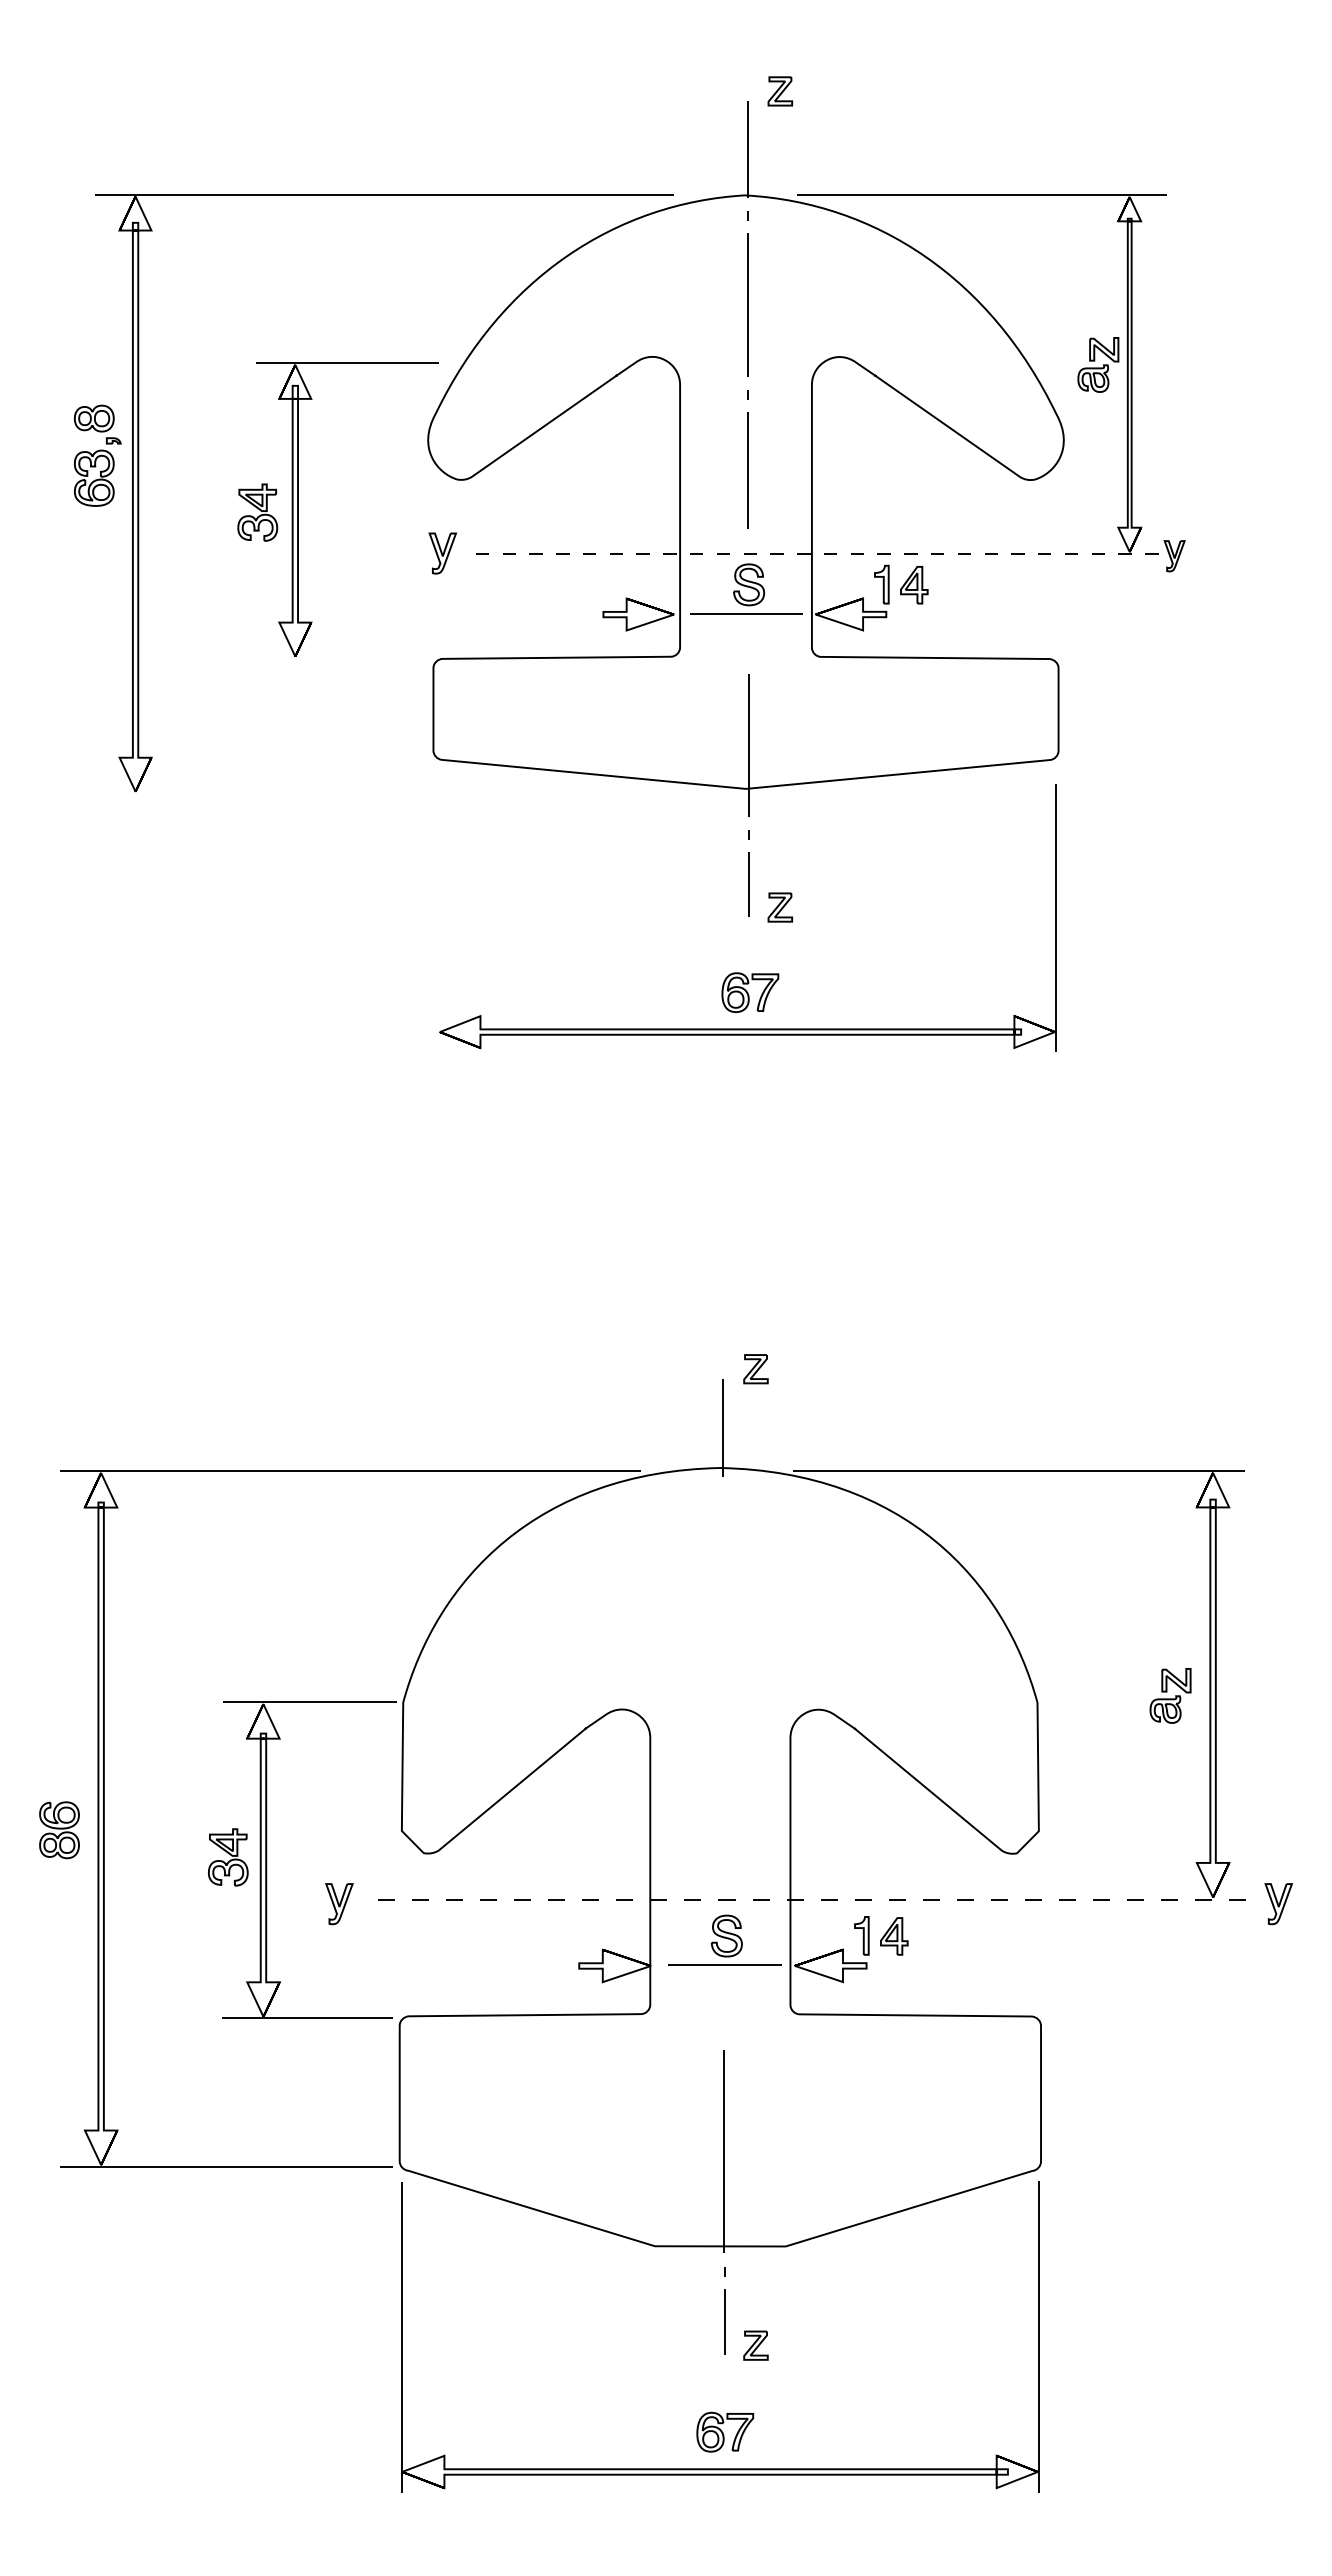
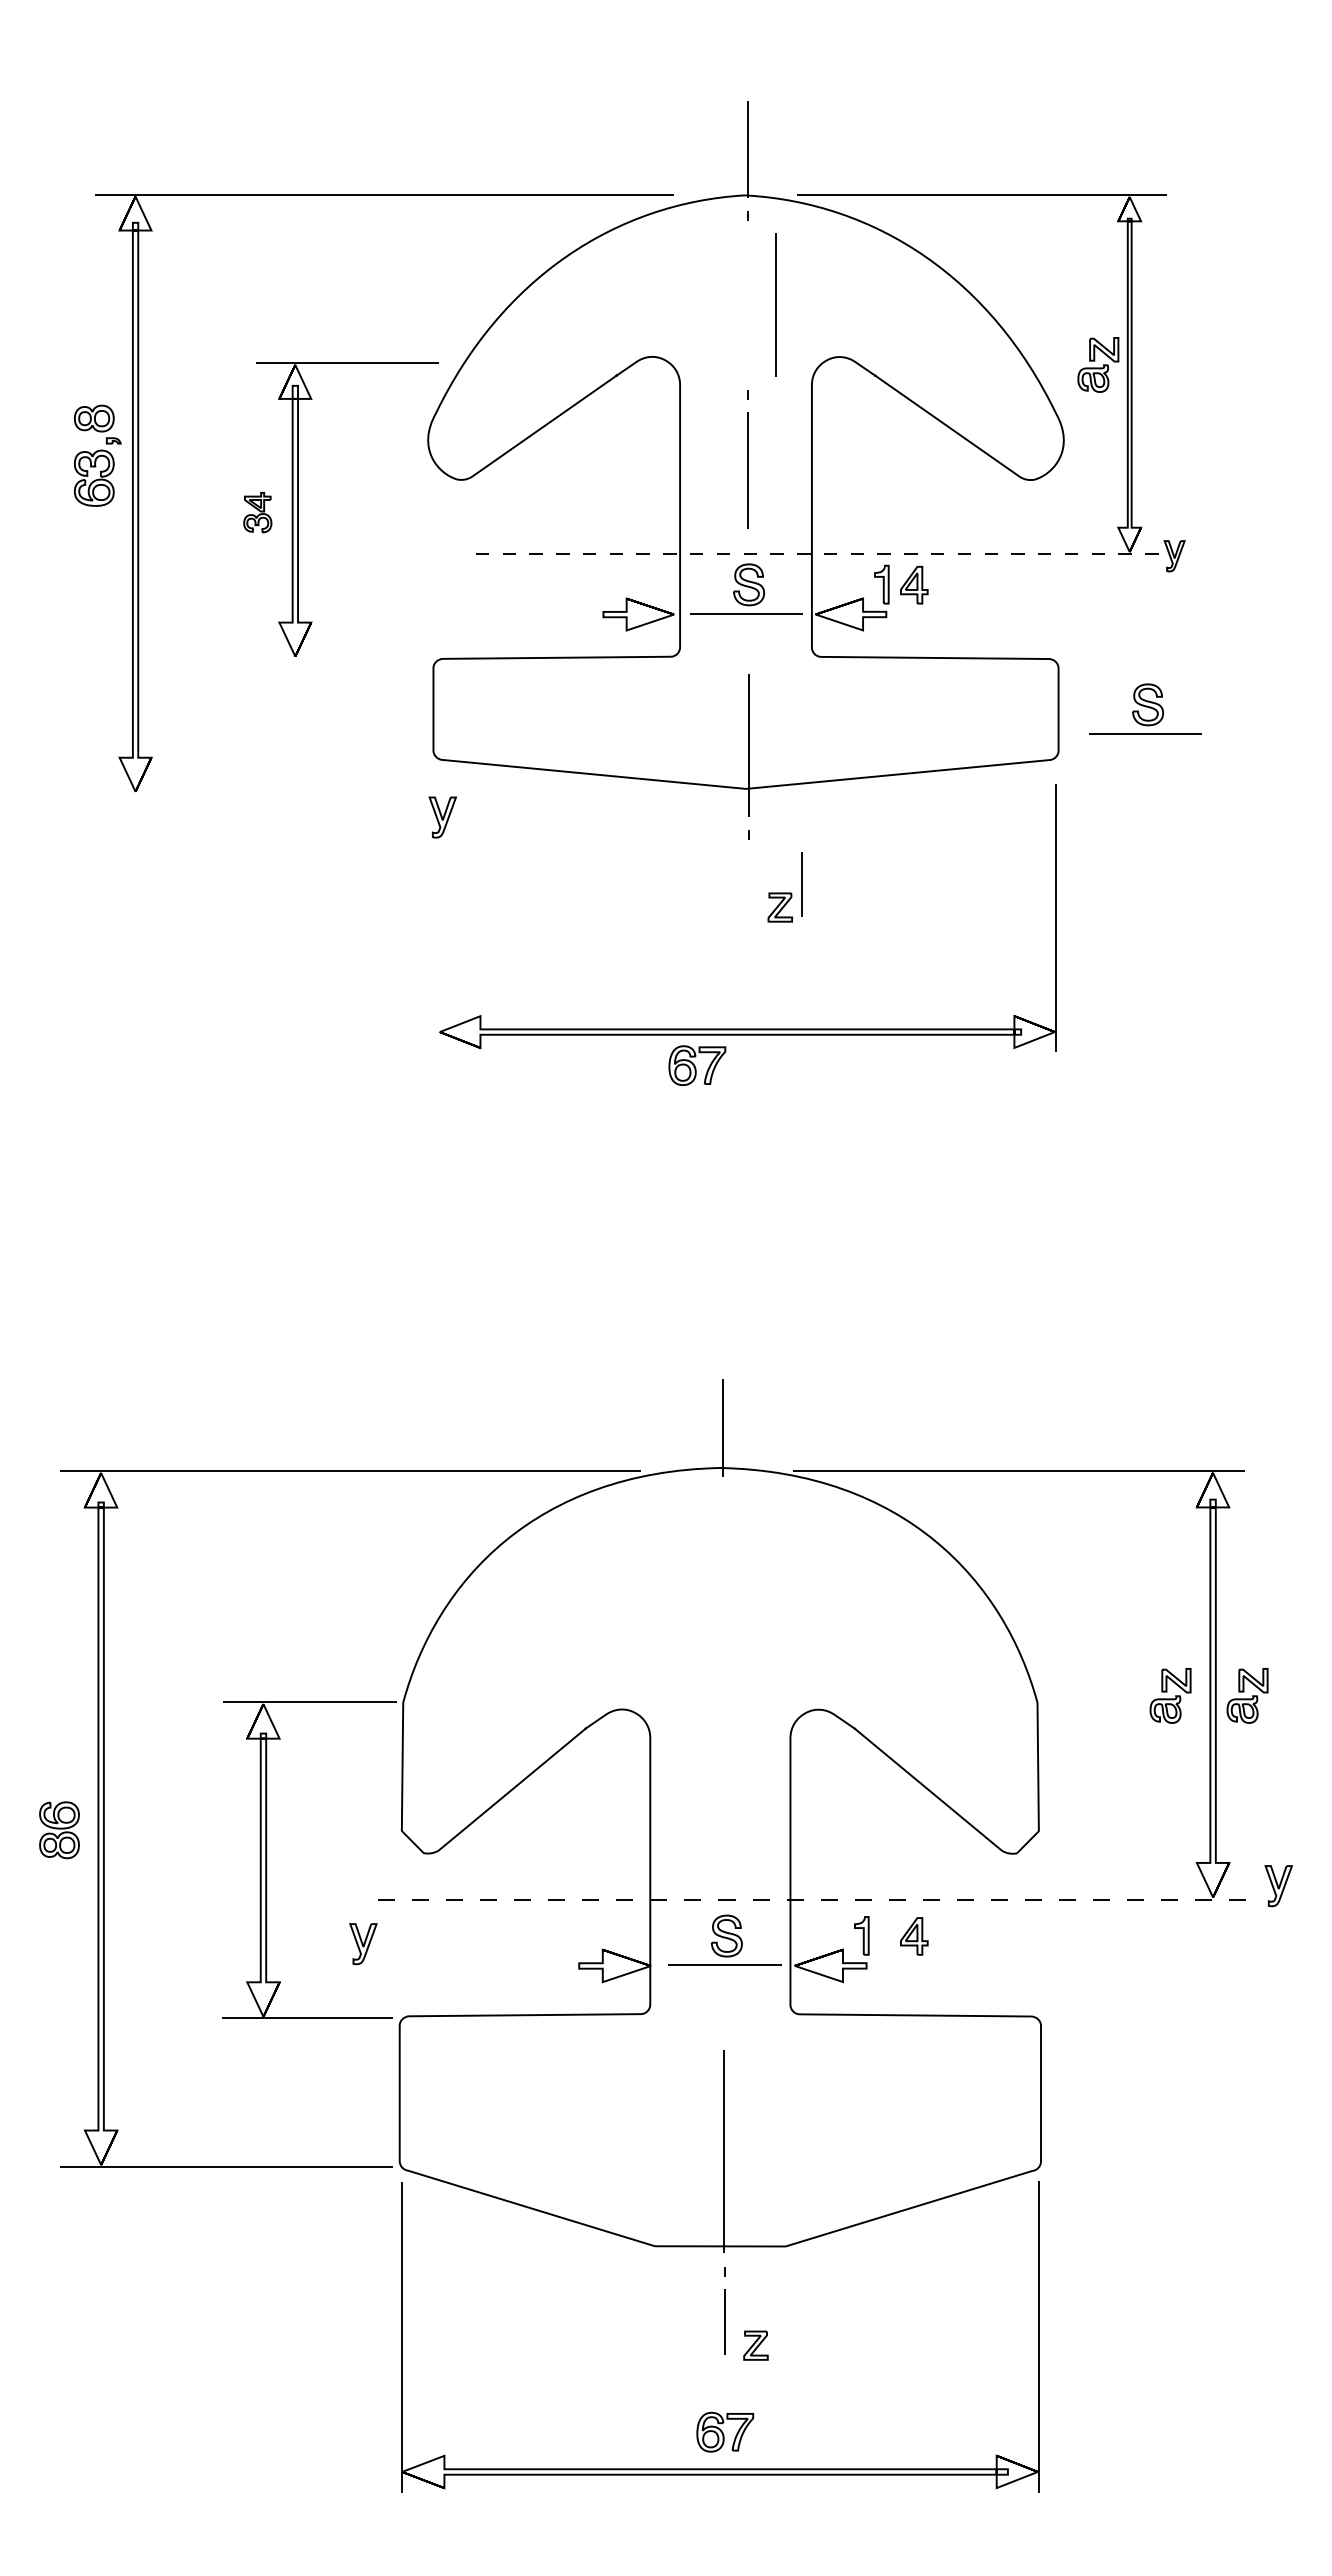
part: present -> none (779, 91)
line position: (747, 304) -> (775, 304) (775, 304)
part size: 42x59 px -> 30x42 px (257, 512)
part position: (442, 553) -> (442, 817) (442, 817)
part: none -> present (1145, 708)
line position: (748, 884) -> (801, 884) (801, 884)
part position: (750, 992) -> (697, 1065) (697, 1065)
part: present -> none (755, 1369)
part: none -> present (1247, 1695)
part: present -> none (228, 1857)
part position: (339, 1904) -> (363, 1944) (363, 1944)
part position: (1278, 1904) -> (1278, 1886) (1278, 1886)
part position: (894, 1936) -> (914, 1936) (914, 1936)
